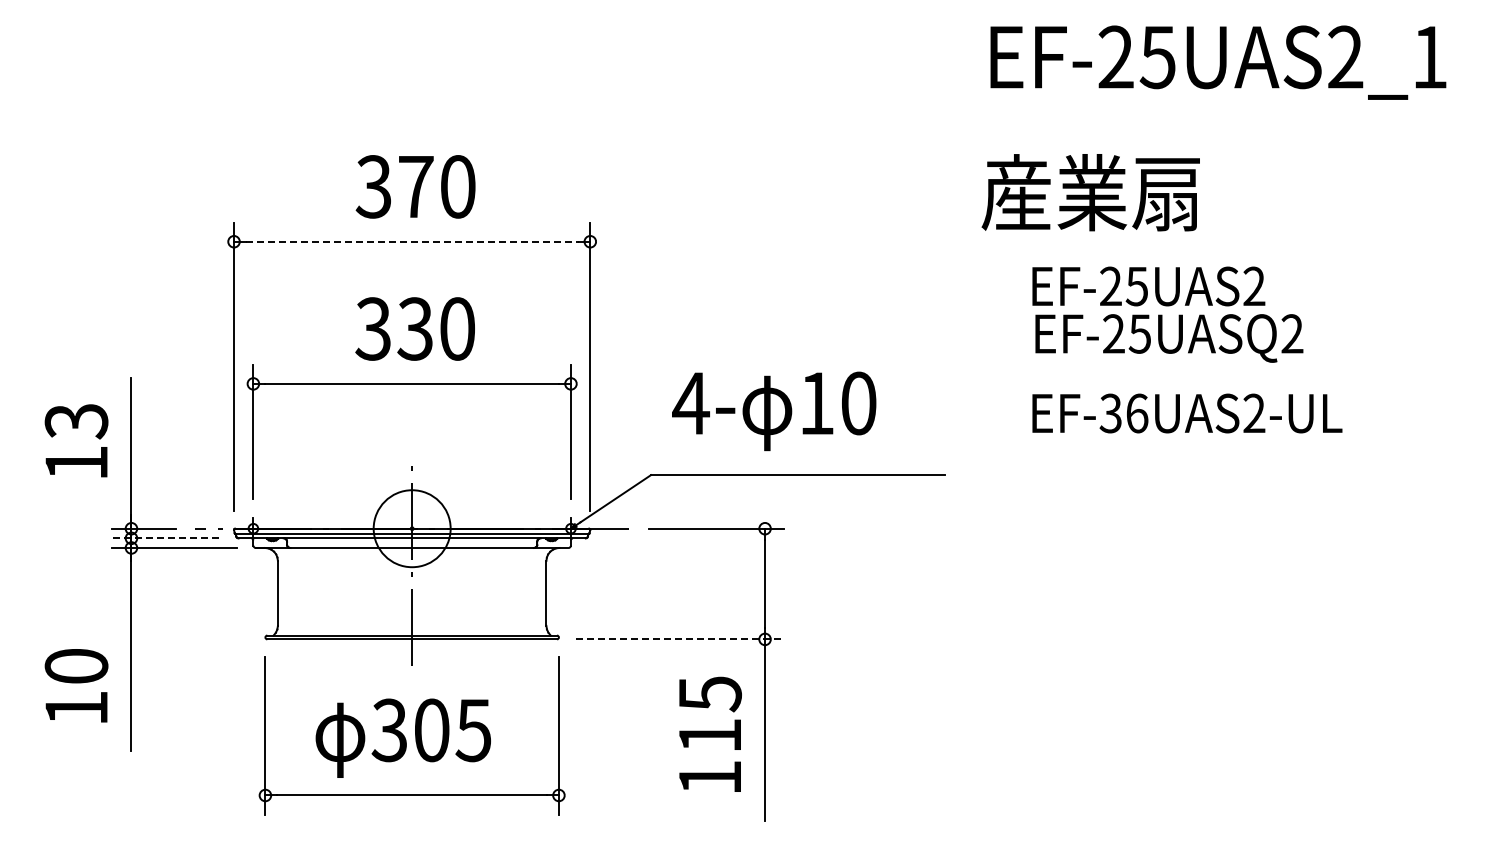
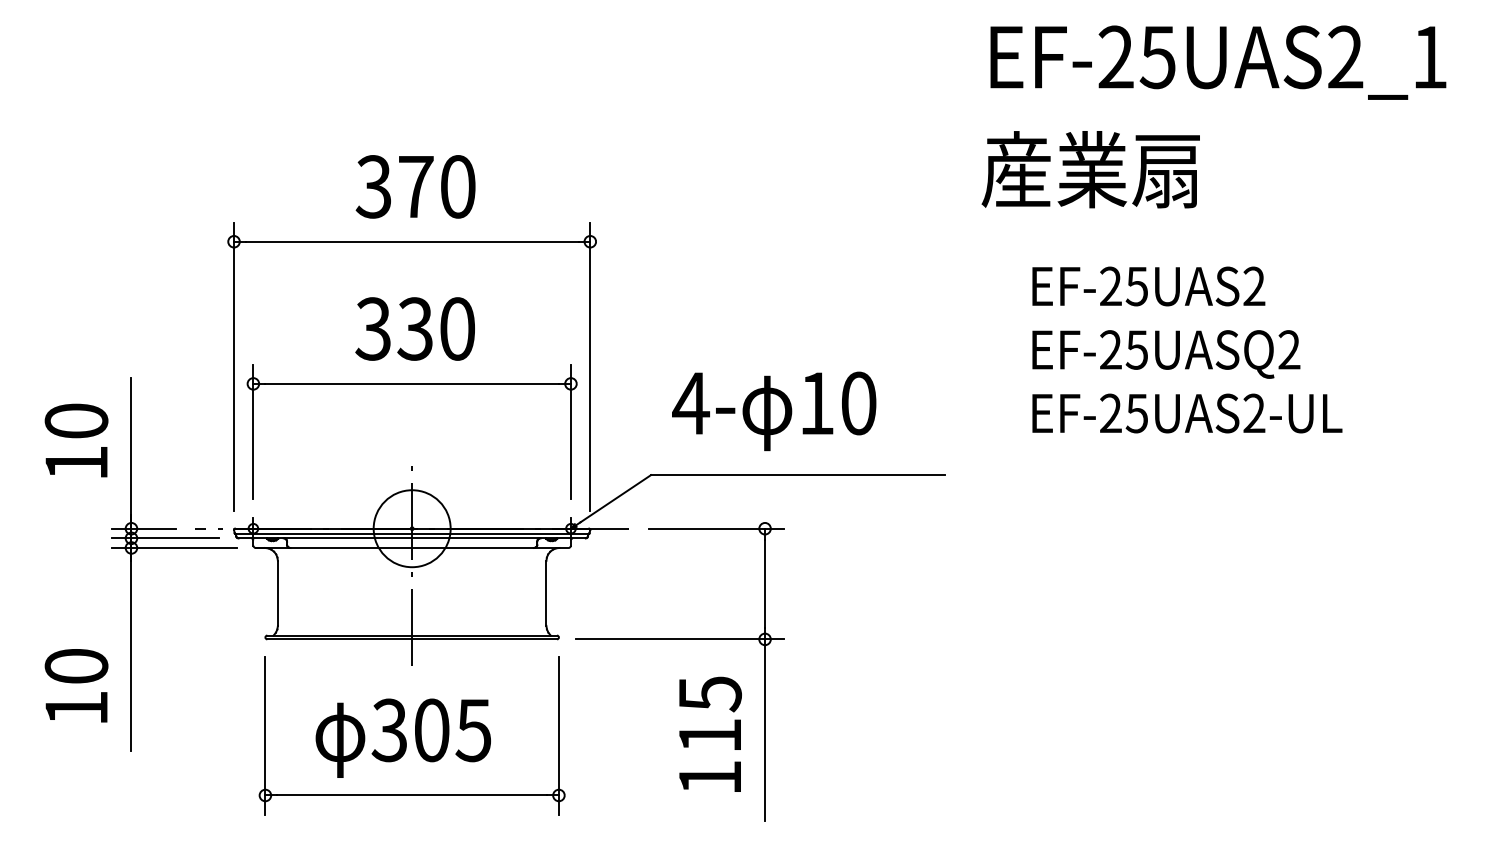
text position: (1090, 192) -> (1090, 169) (1090, 169)
line: dashed -> solid (412, 241)
text position: (1169, 338) -> (1166, 354) (1166, 354)
text: EF-36UAS2-UL -> EF-25UAS2-UL (1123, 413)
text: 13 -> 10 (76, 421)
line: dashed -> solid (165, 538)
line: dashed -> solid (680, 639)
